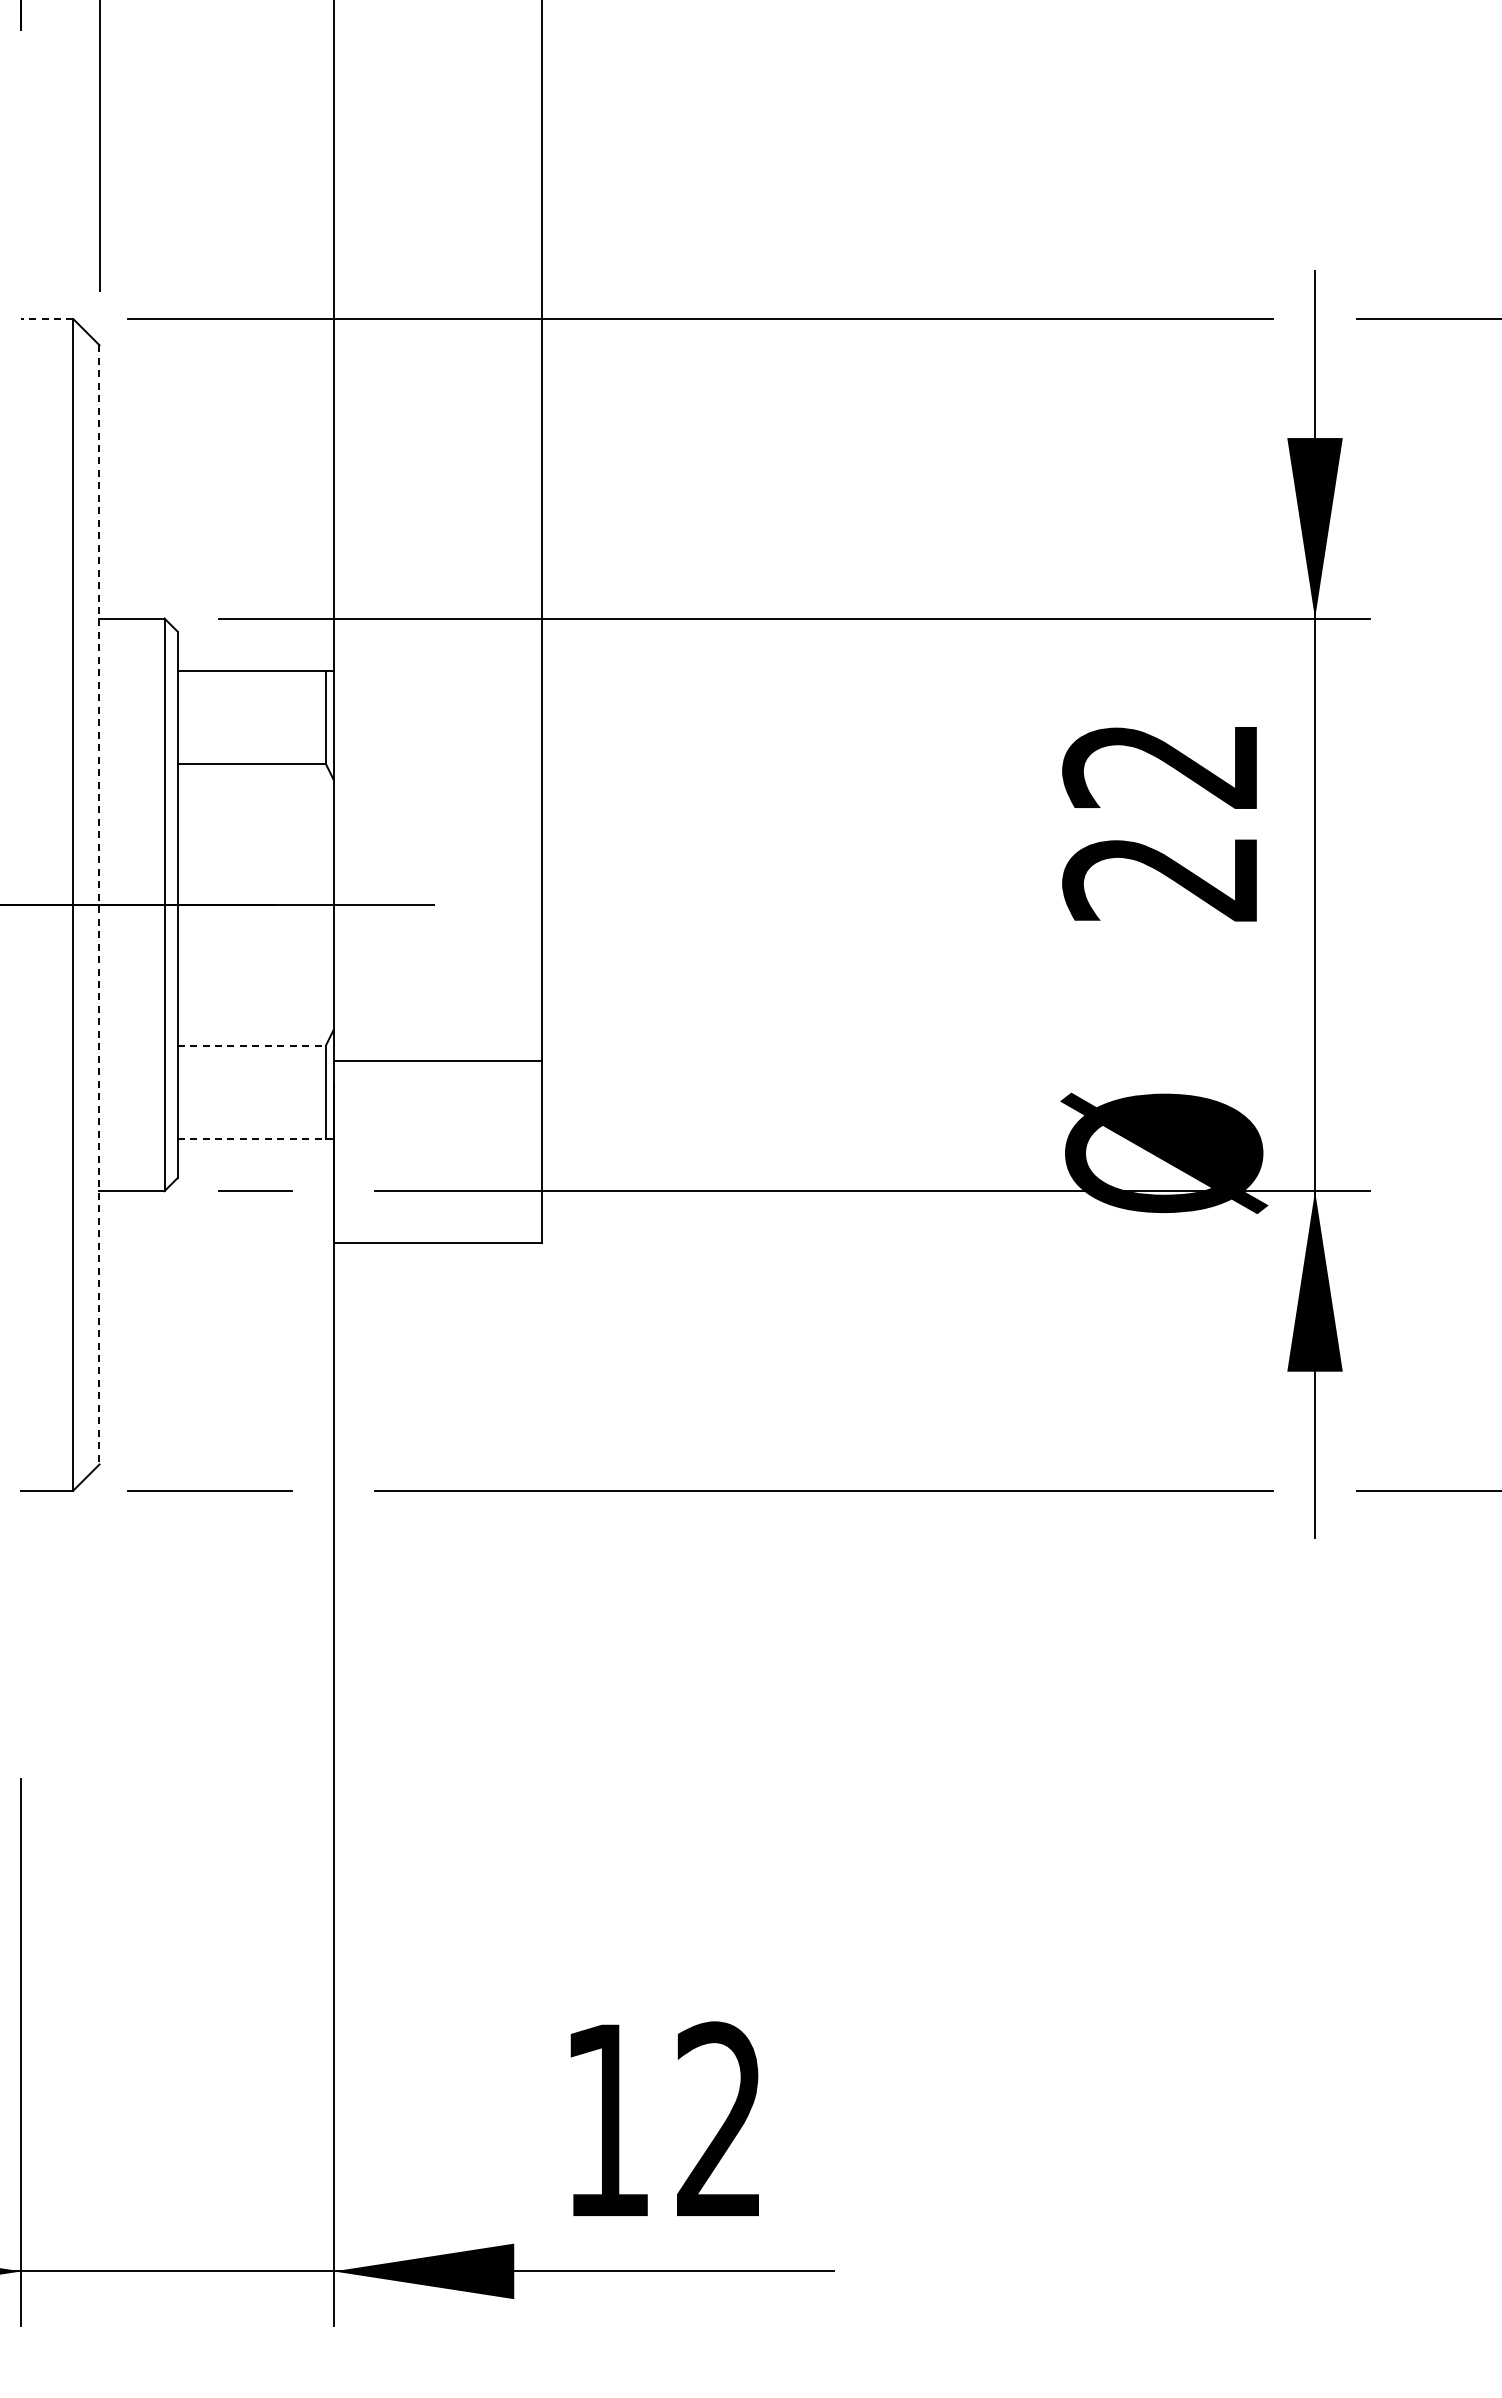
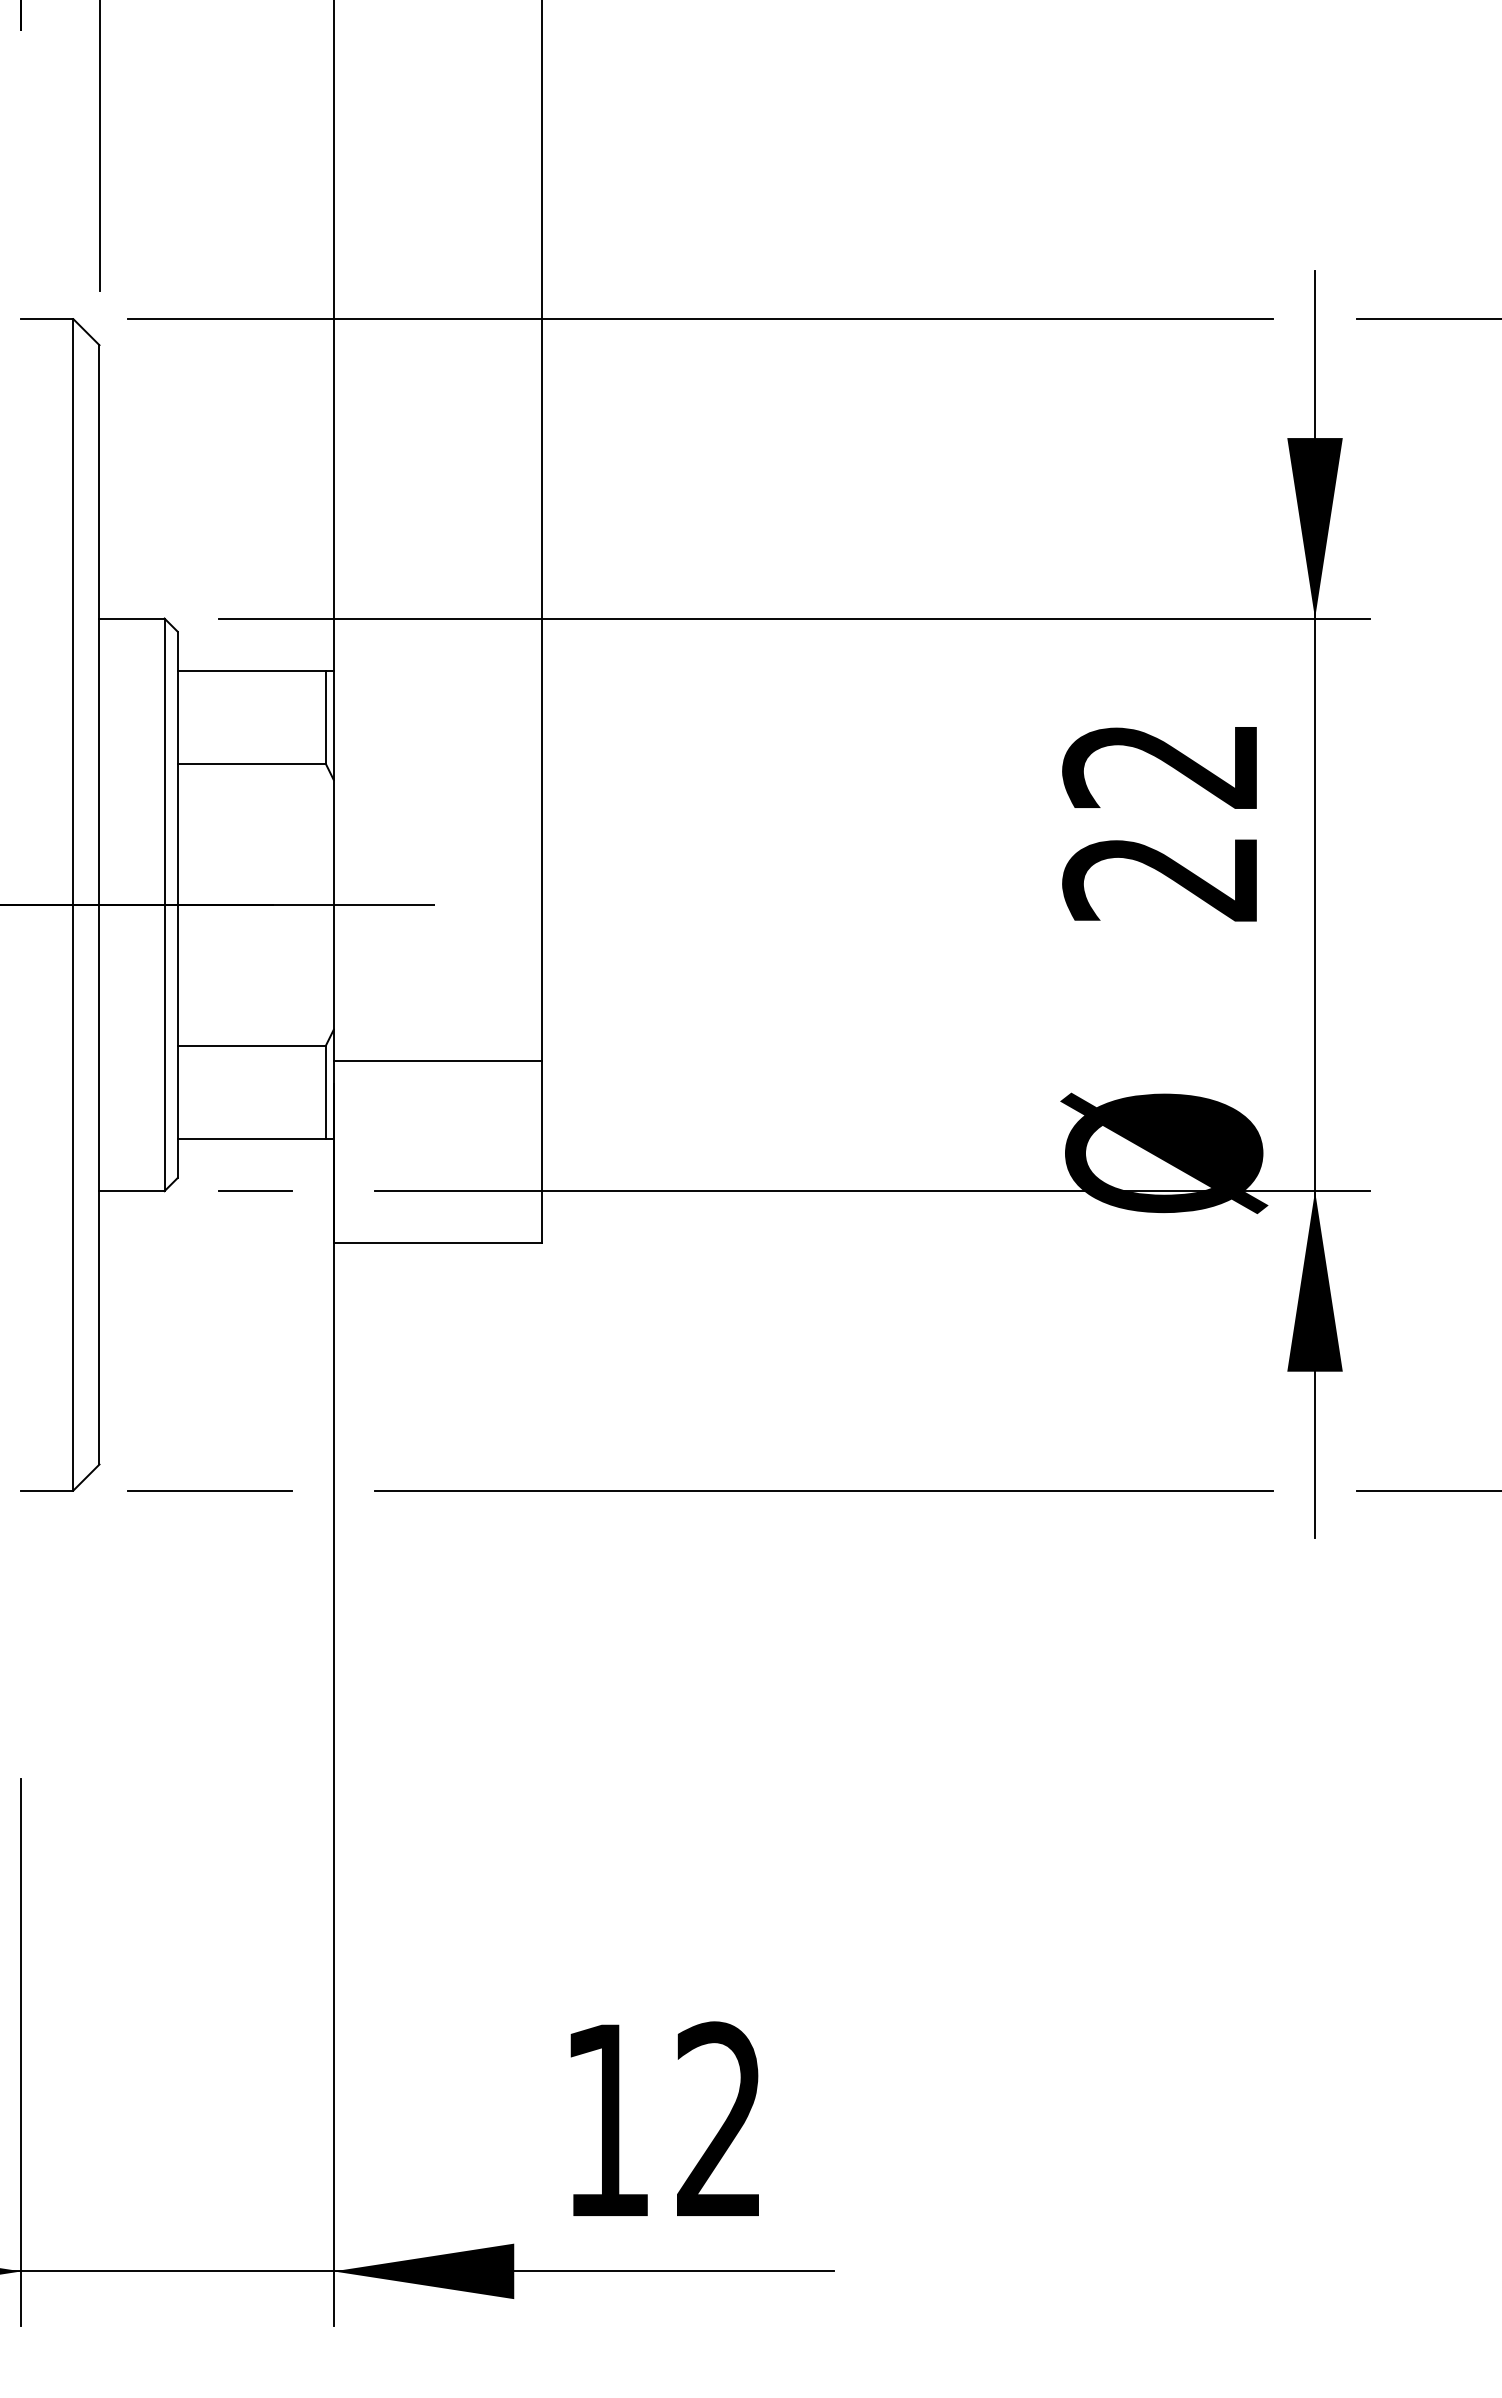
line: dashed -> solid (46, 319)
line: dashed -> solid (99, 904)
line: dashed -> solid (252, 1045)
line: dashed -> solid (252, 1139)
